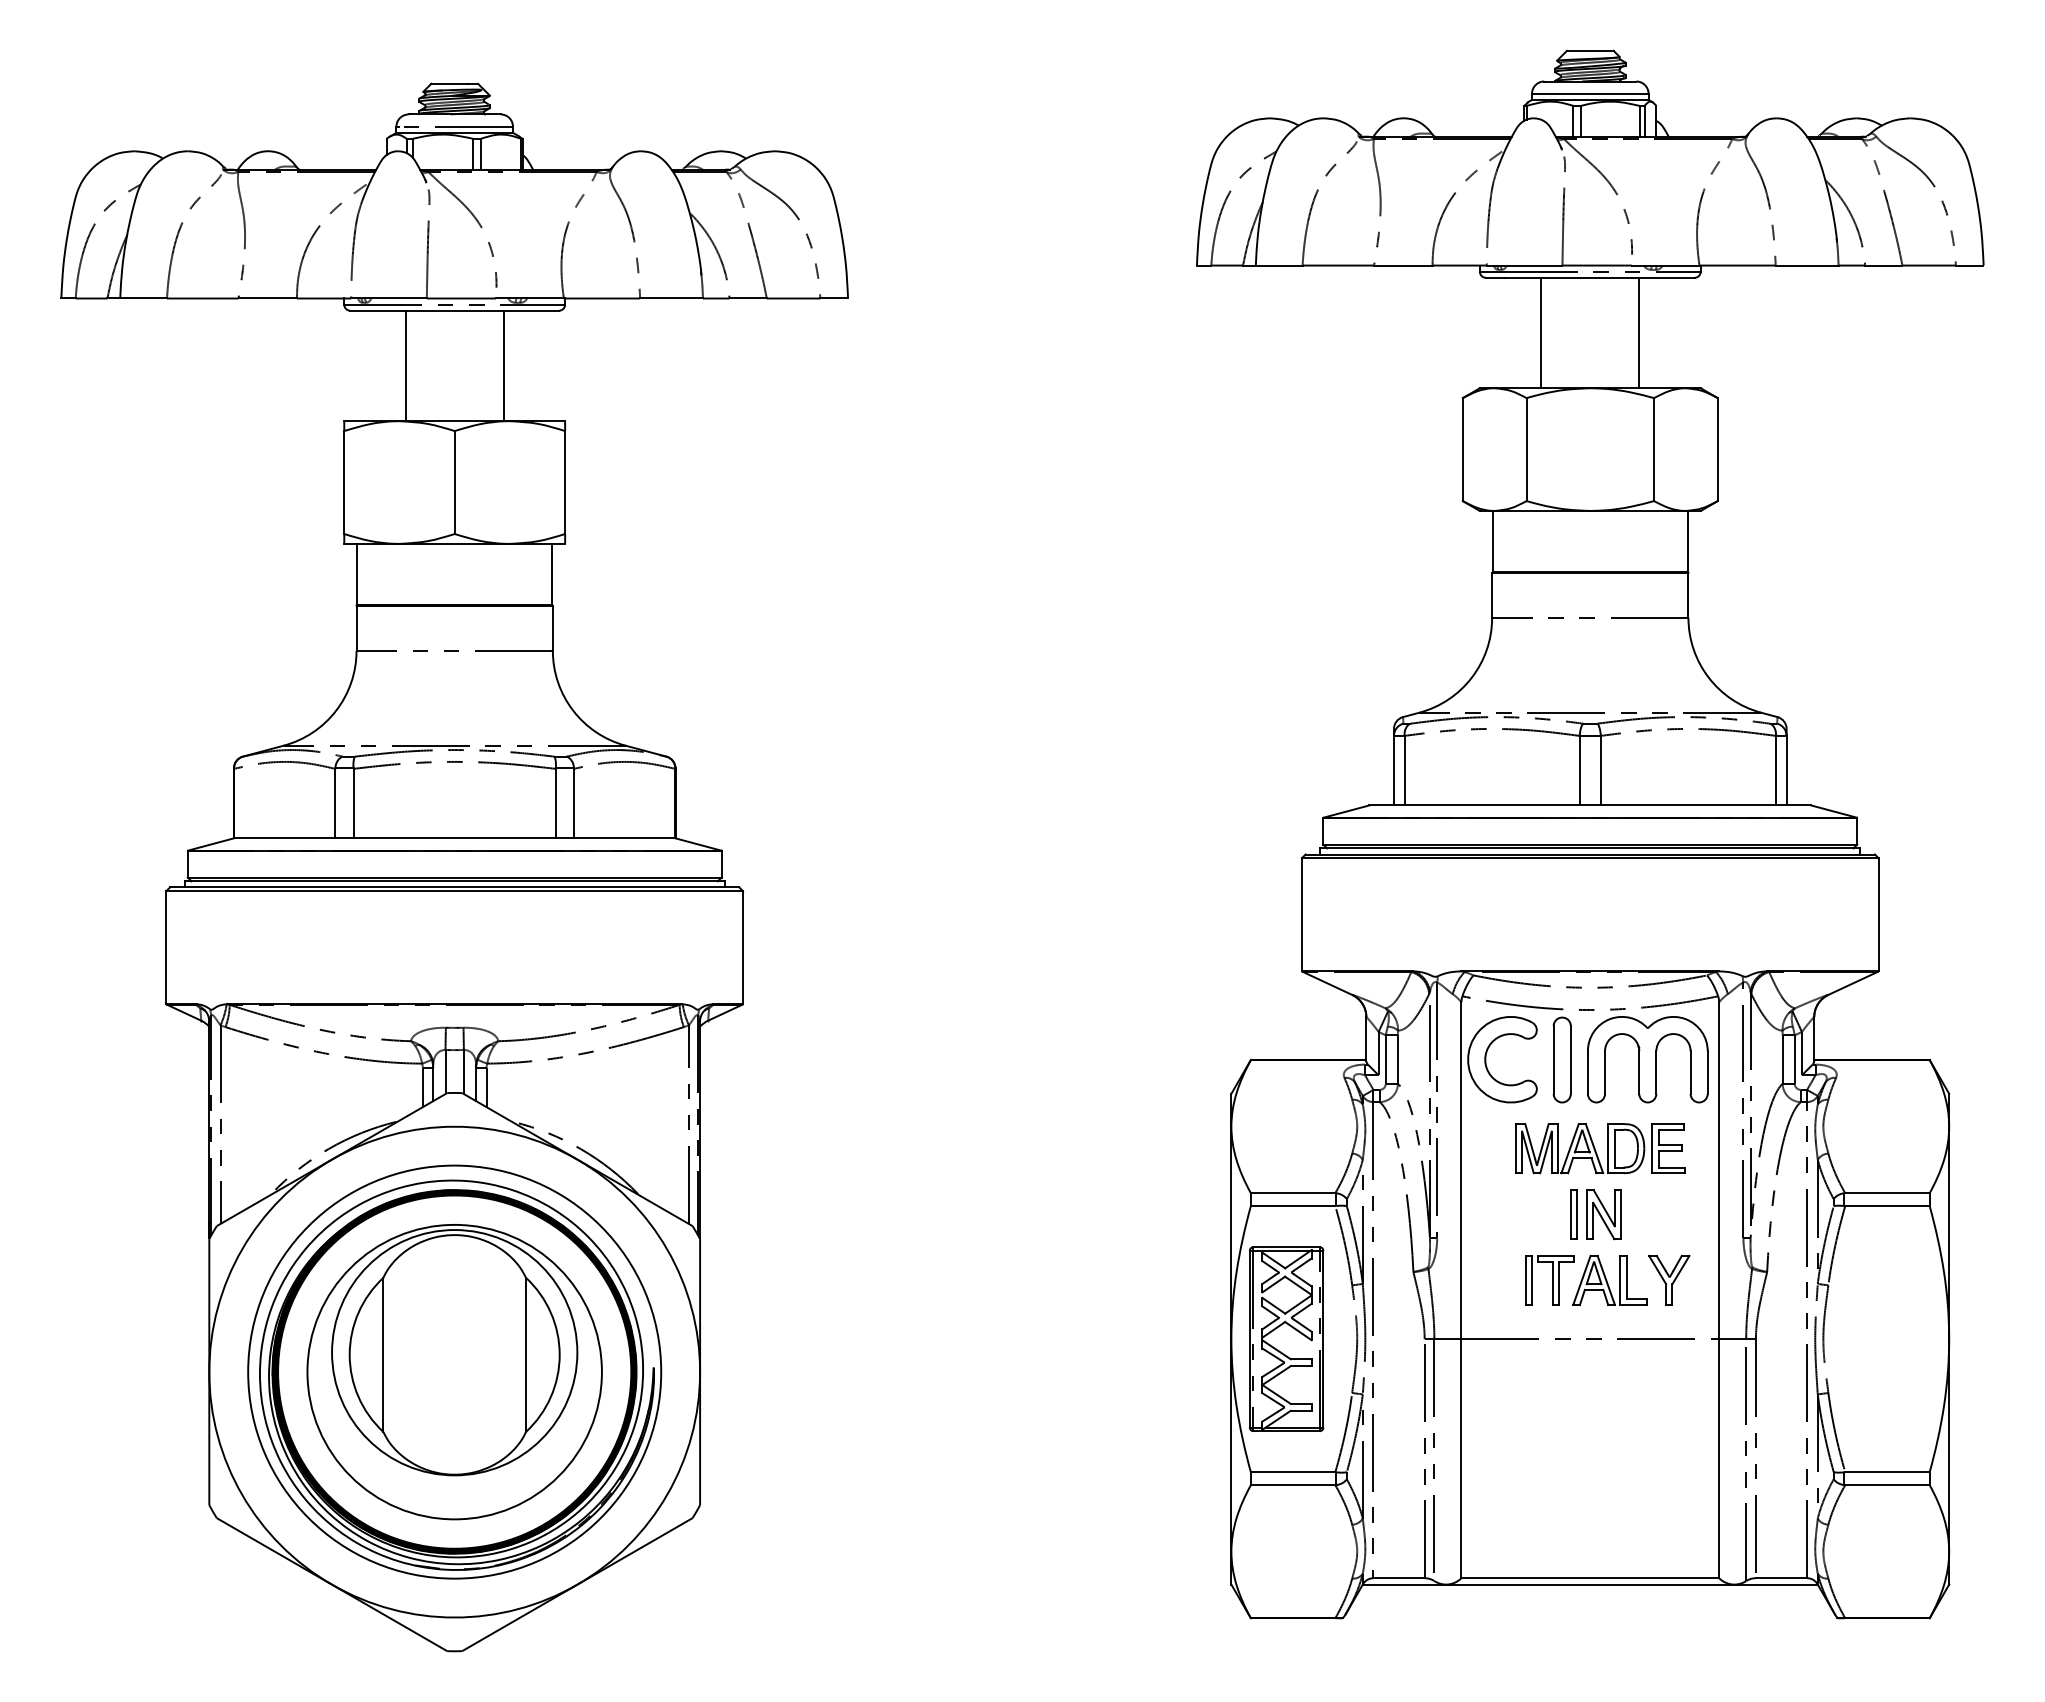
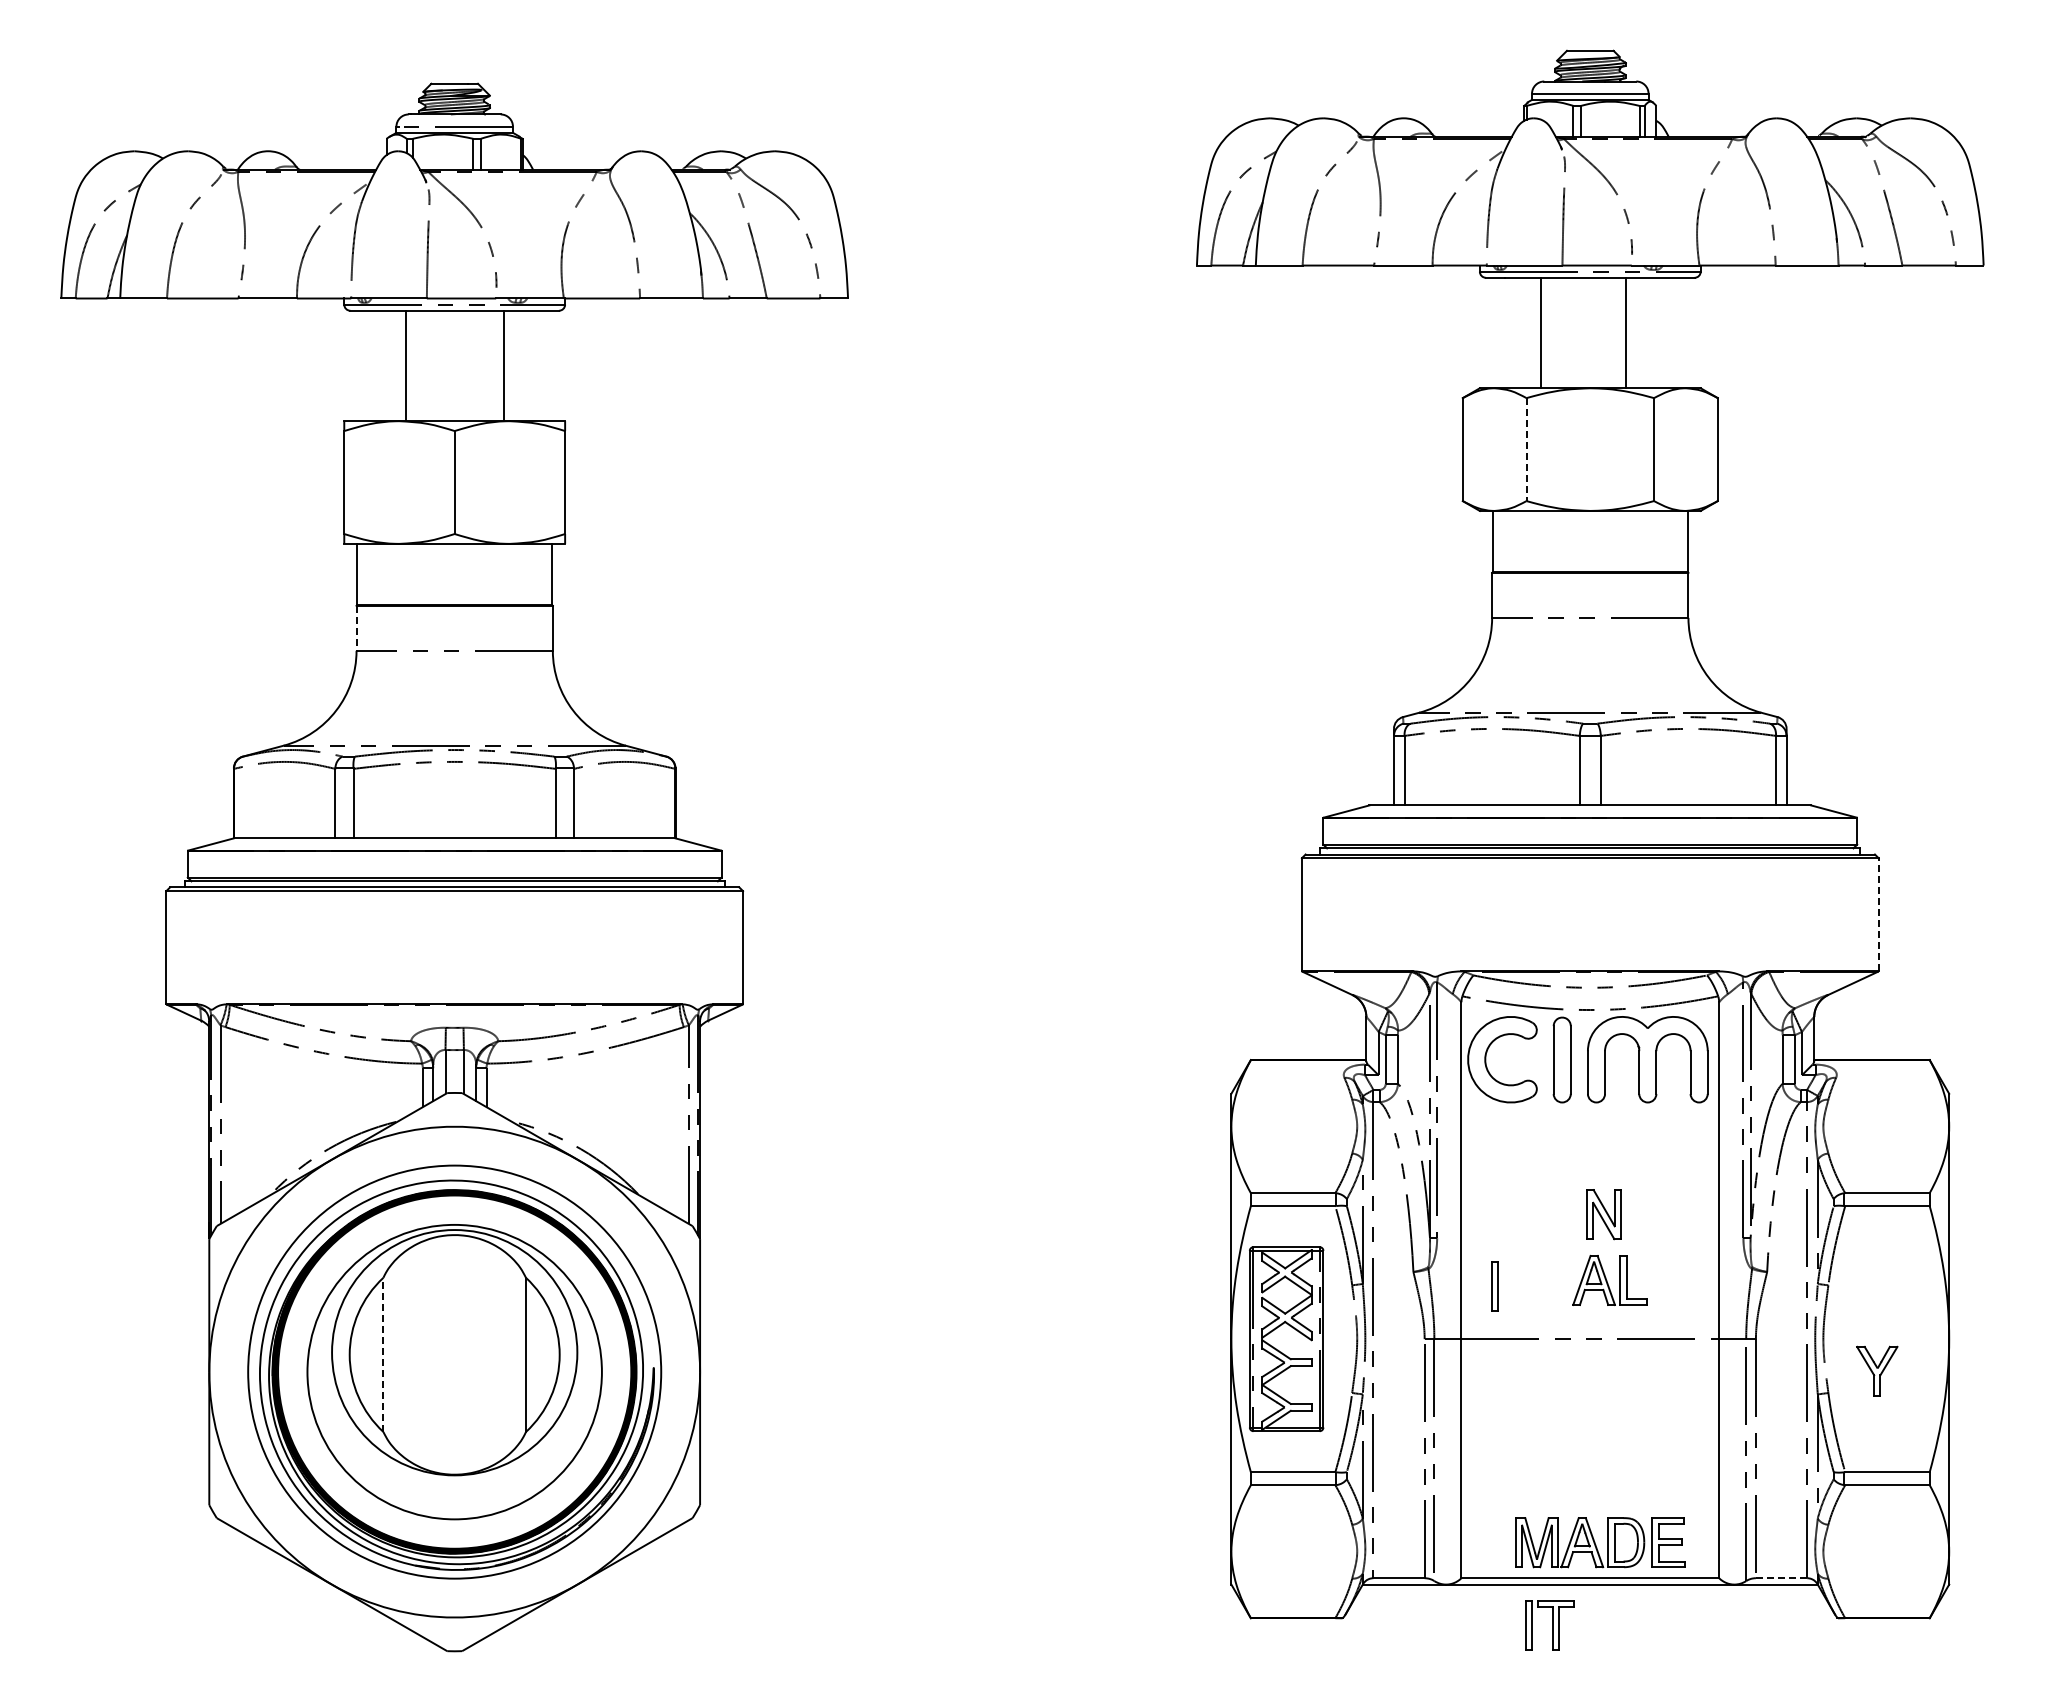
line position: (1639, 332) -> (1626, 332) (1626, 332)
line: solid -> dashed (1526, 450)
line: solid -> dashed (356, 628)
line: solid -> dashed (1878, 914)
part position: (1600, 1148) -> (1600, 1542) (1600, 1542)
part position: (1573, 1214) -> (1494, 1286) (1494, 1286)
part position: (1669, 1279) -> (1877, 1370) (1877, 1370)
part position: (1549, 1280) -> (1549, 1625) (1549, 1625)
line: solid -> dashed (383, 1354)
line: solid -> dashed (1781, 1578)
